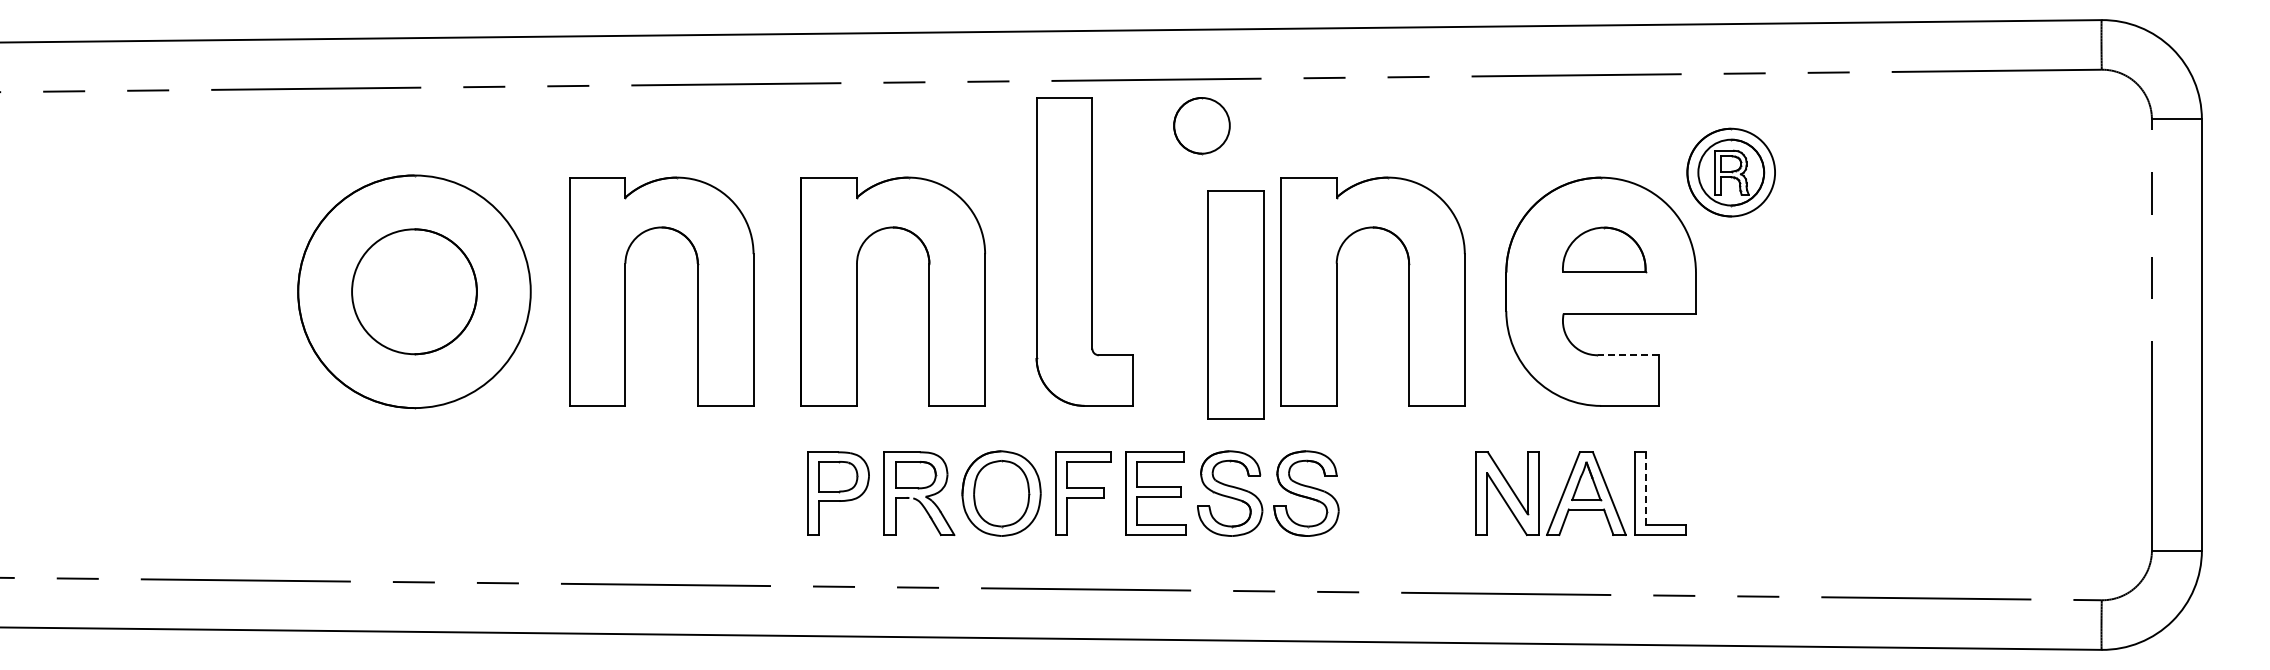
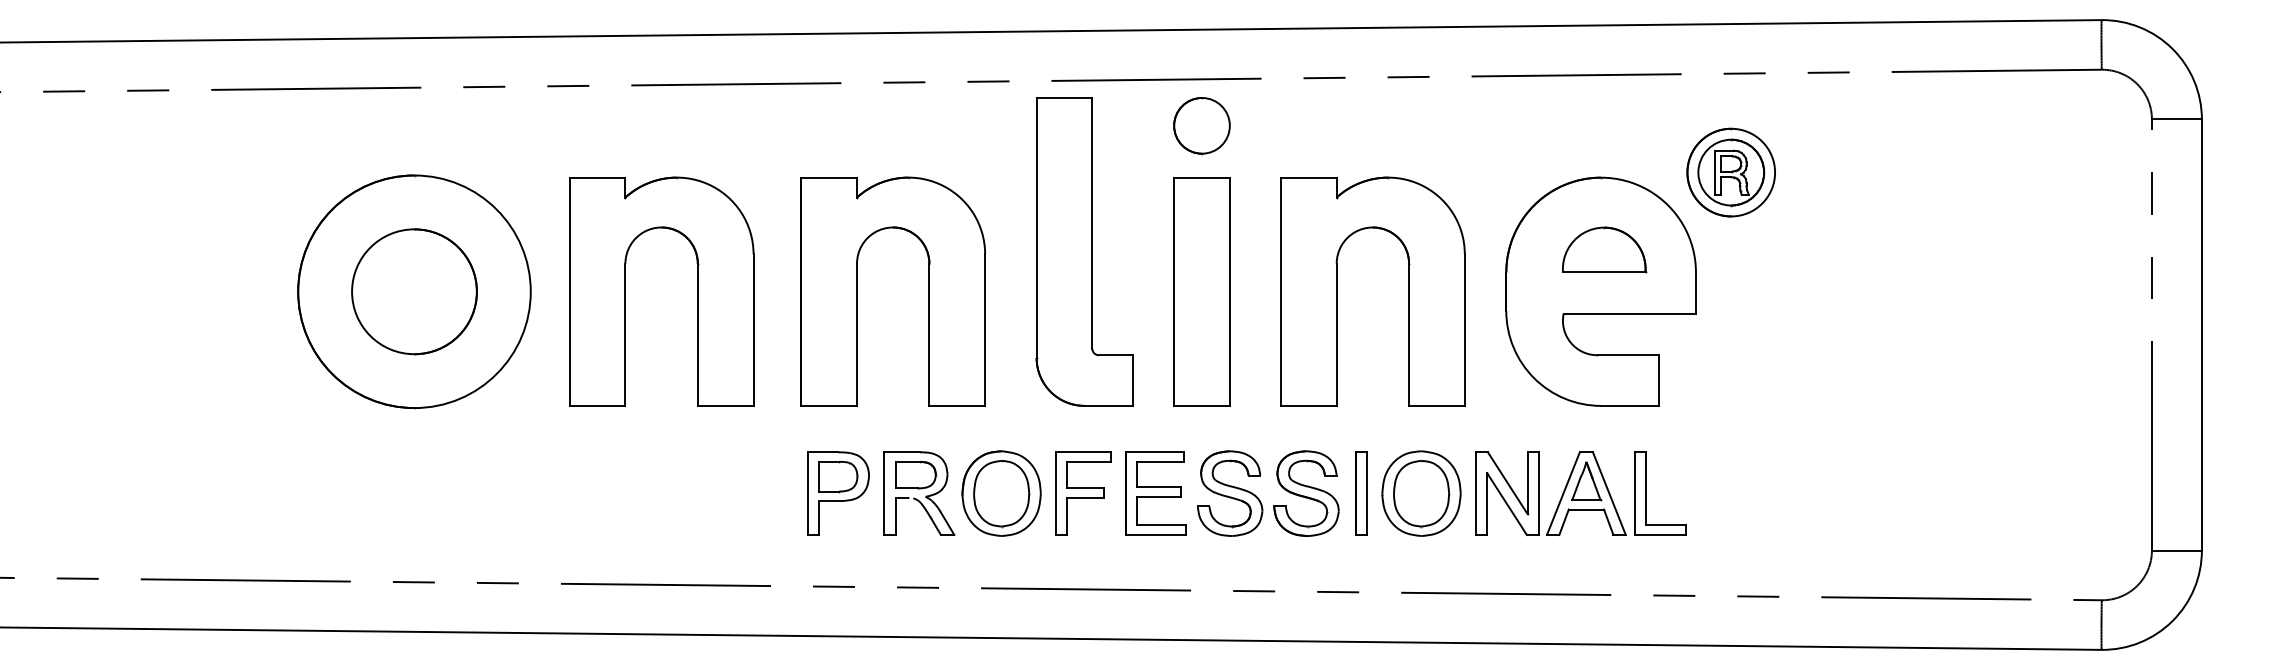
part position: (1235, 304) -> (1201, 291) (1201, 291)
line: dashed -> solid (1627, 355)
line: dashed -> solid (1646, 488)
part: none -> present (1361, 493)
part: none -> present (1421, 493)
